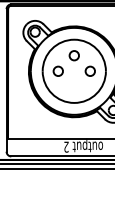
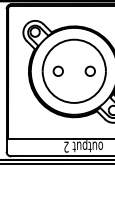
circle: present -> none (73, 55)
line: present -> none (56, 169)
